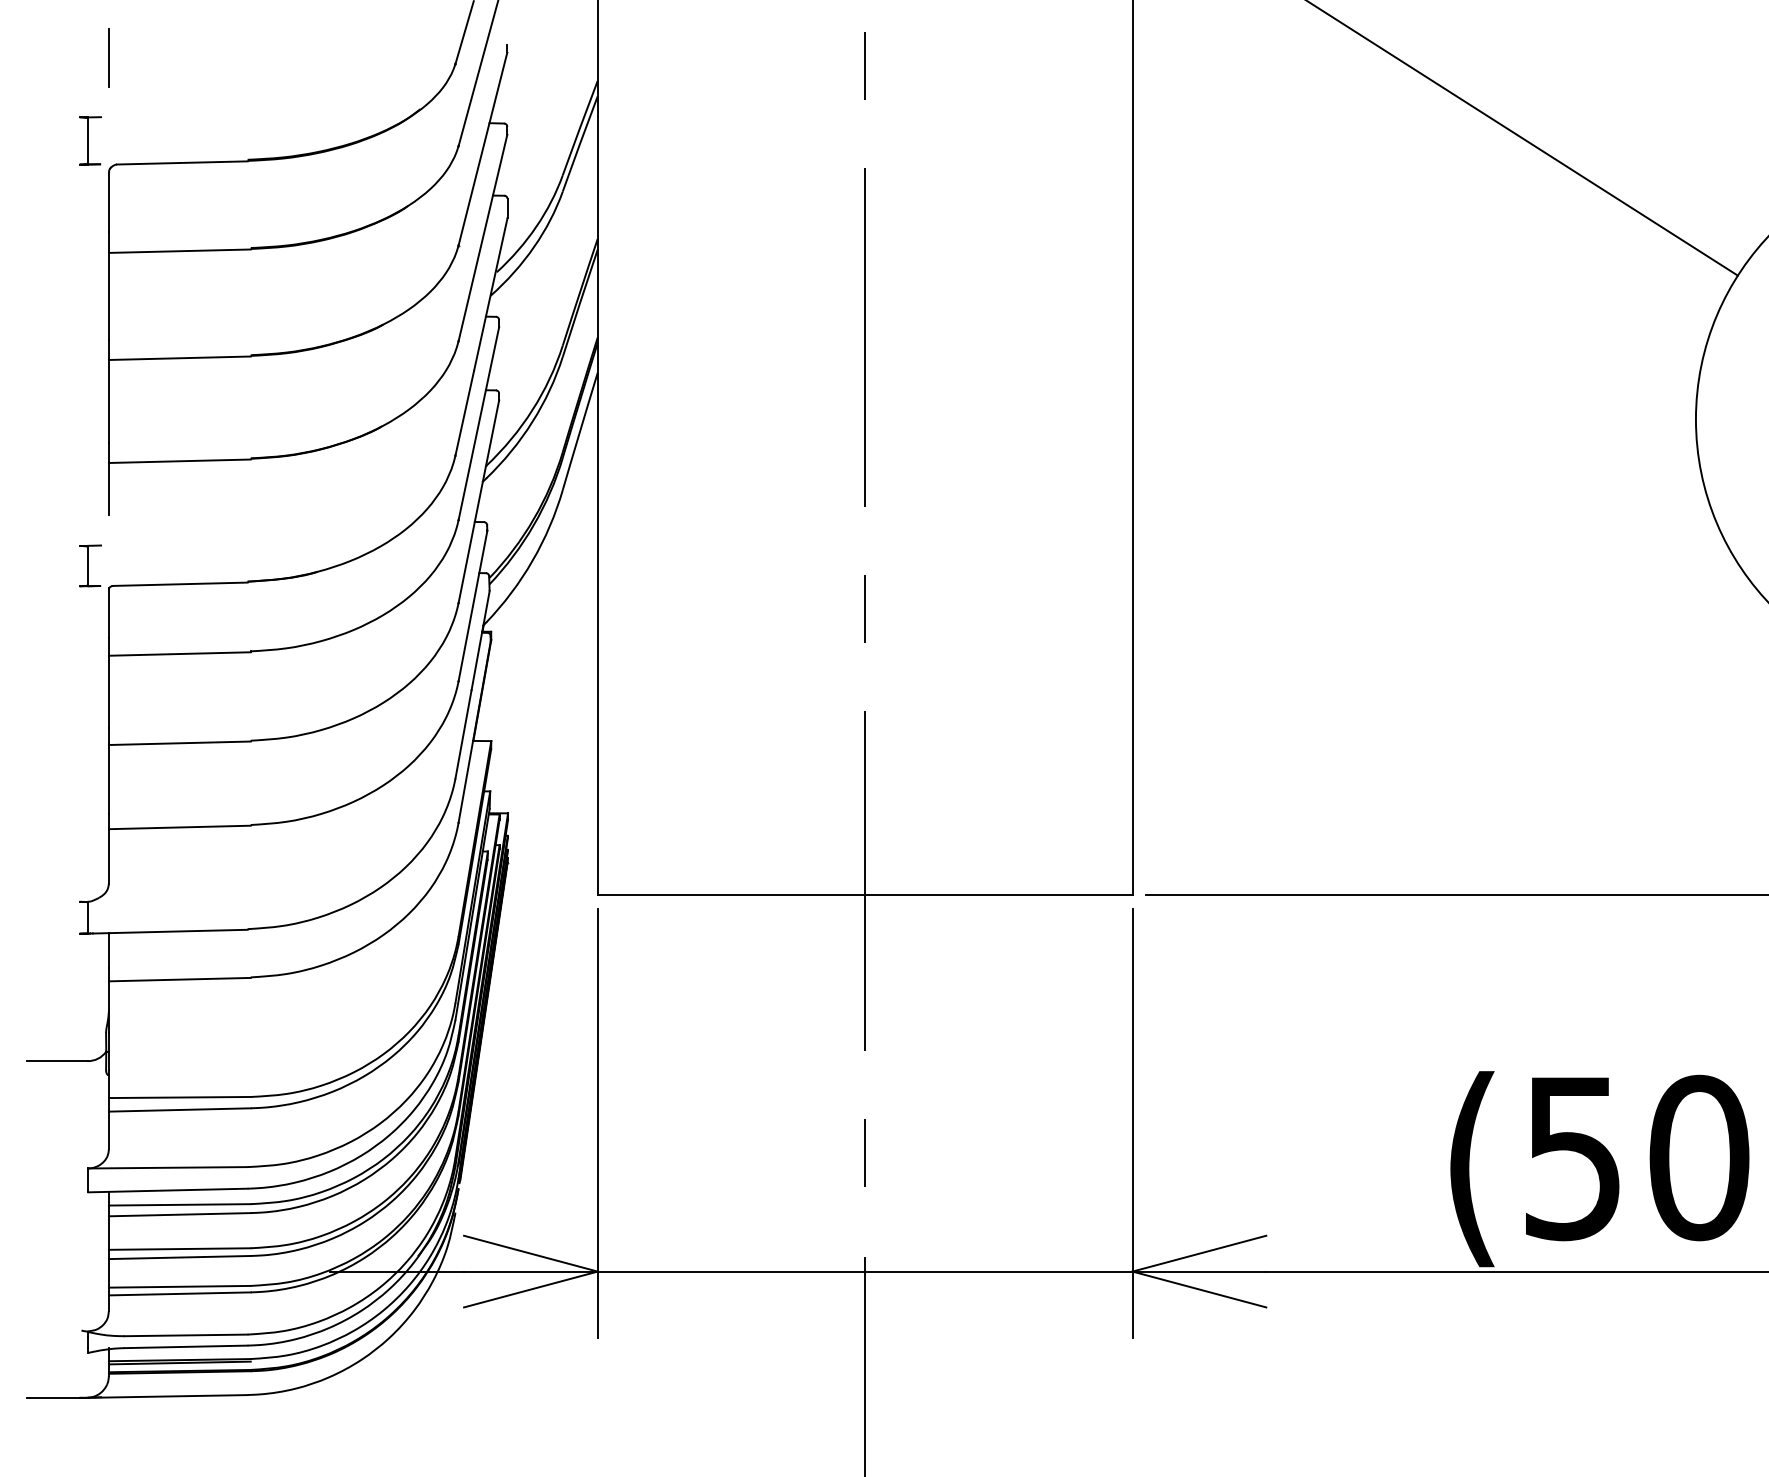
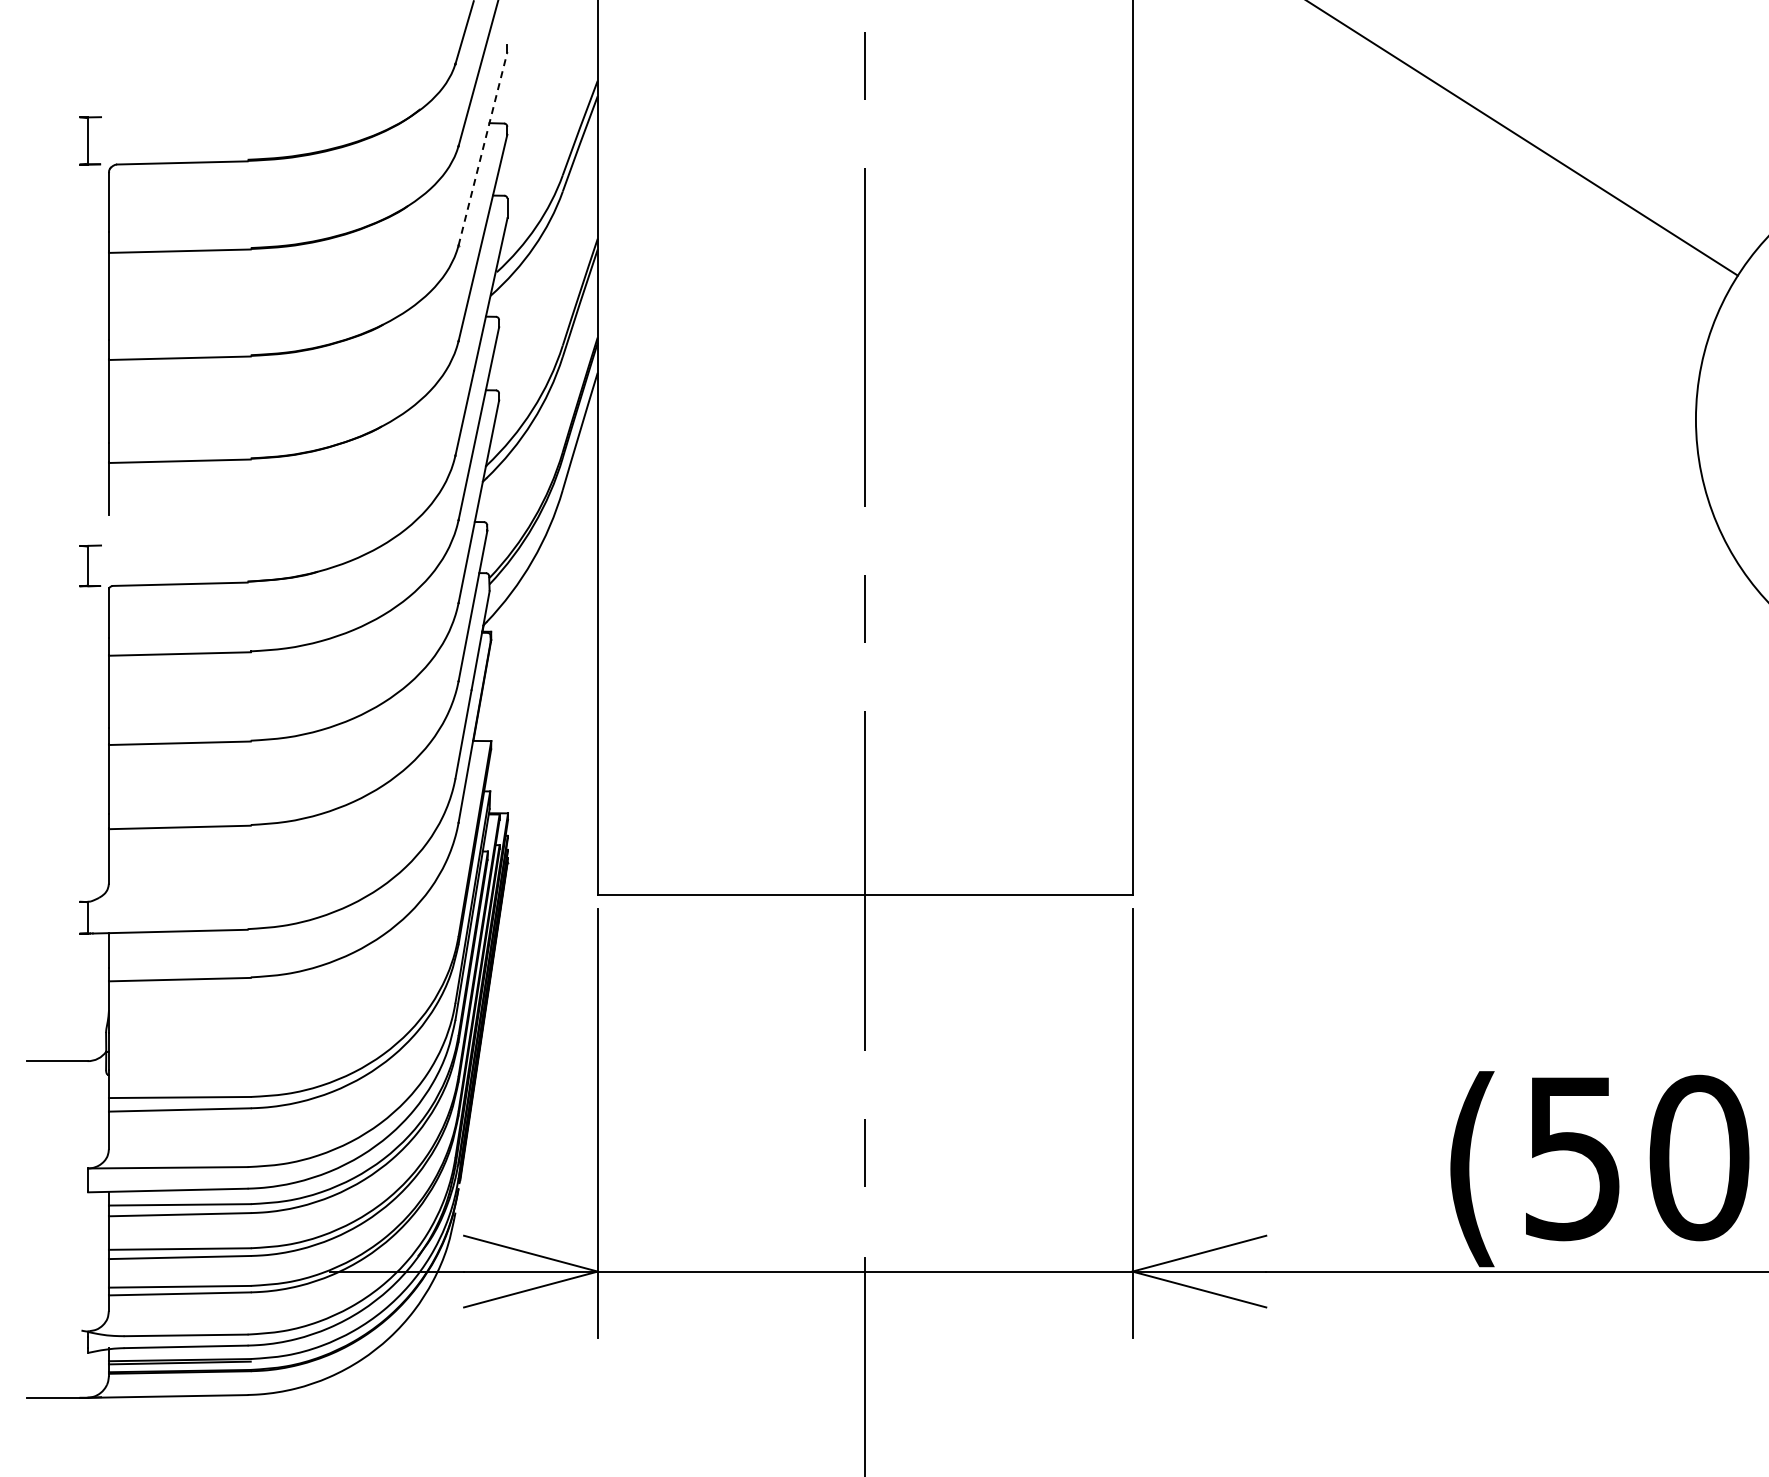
line: present -> none (108, 57)
line: solid -> dashed (483, 148)
line: present -> none (1455, 895)
